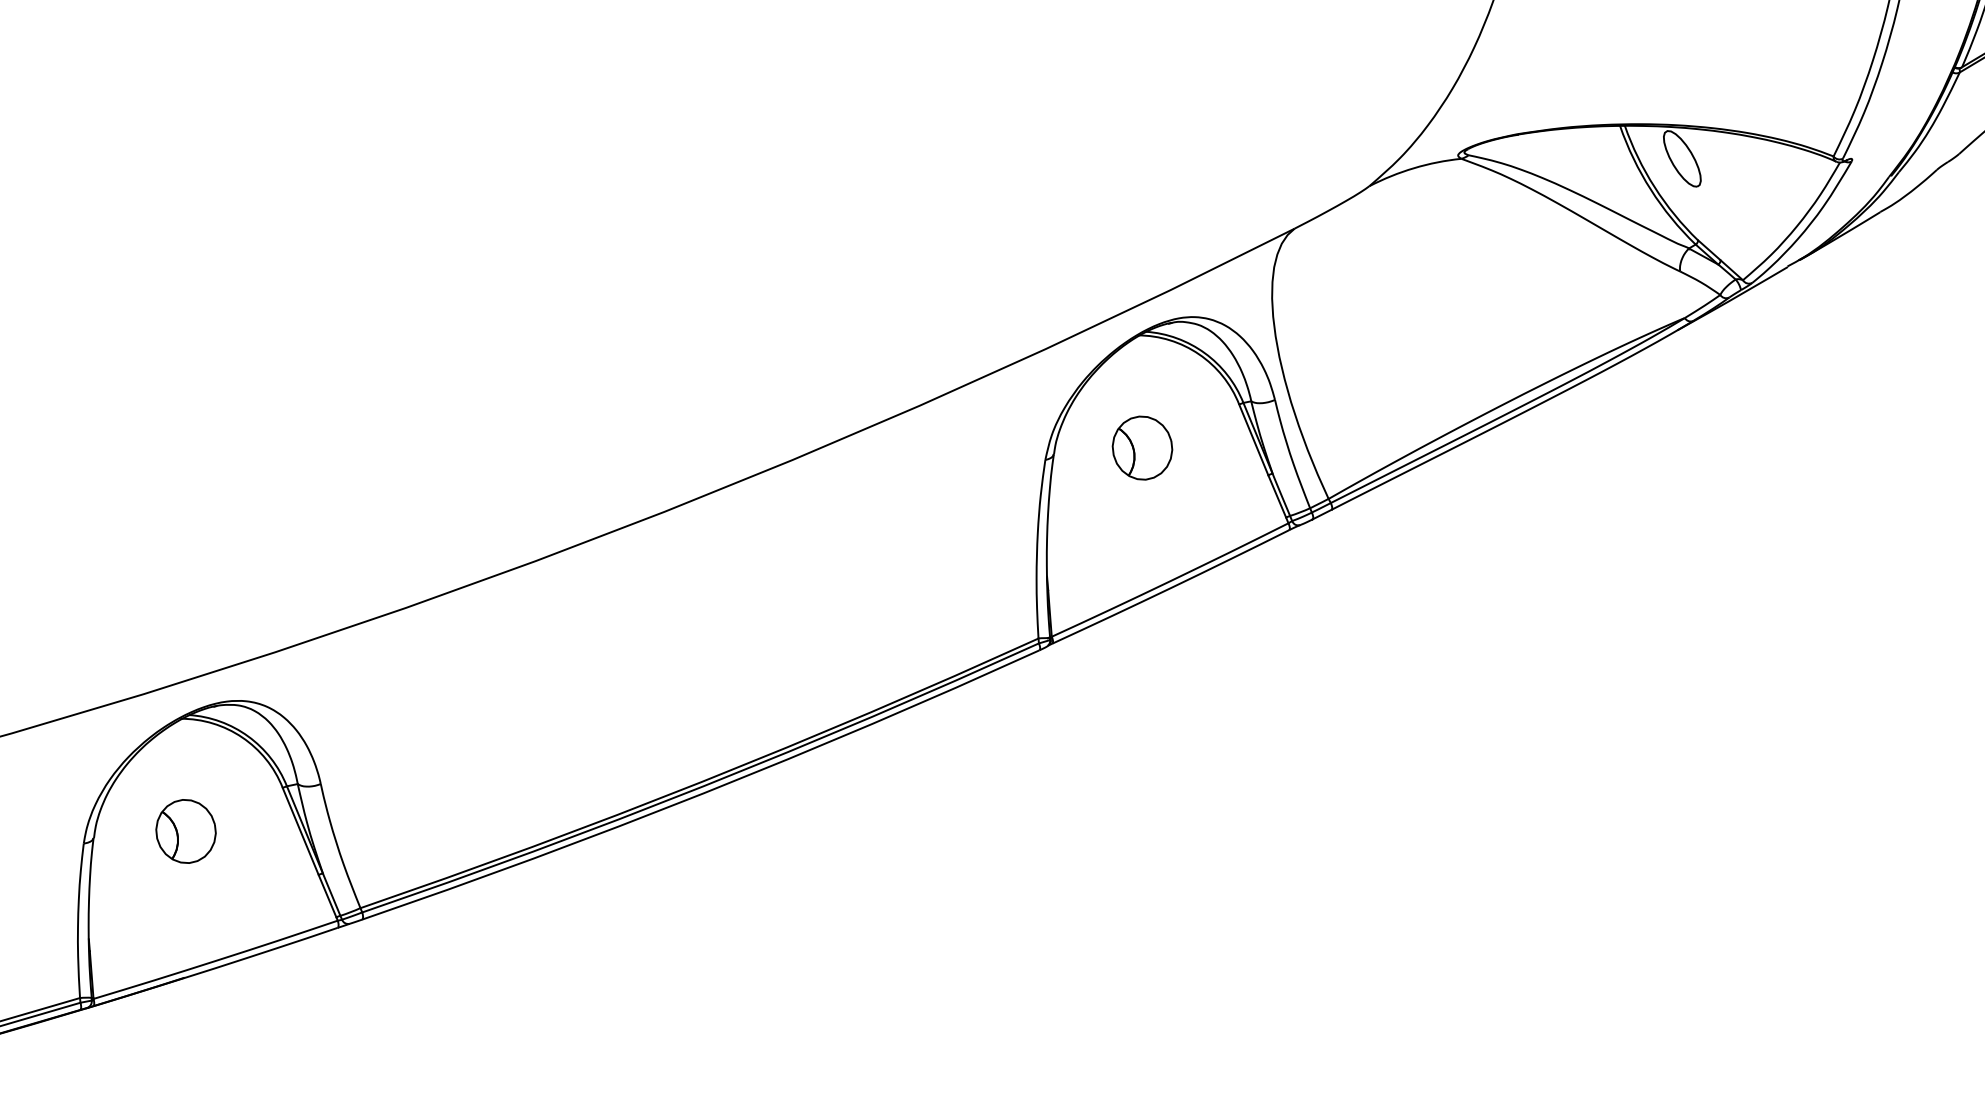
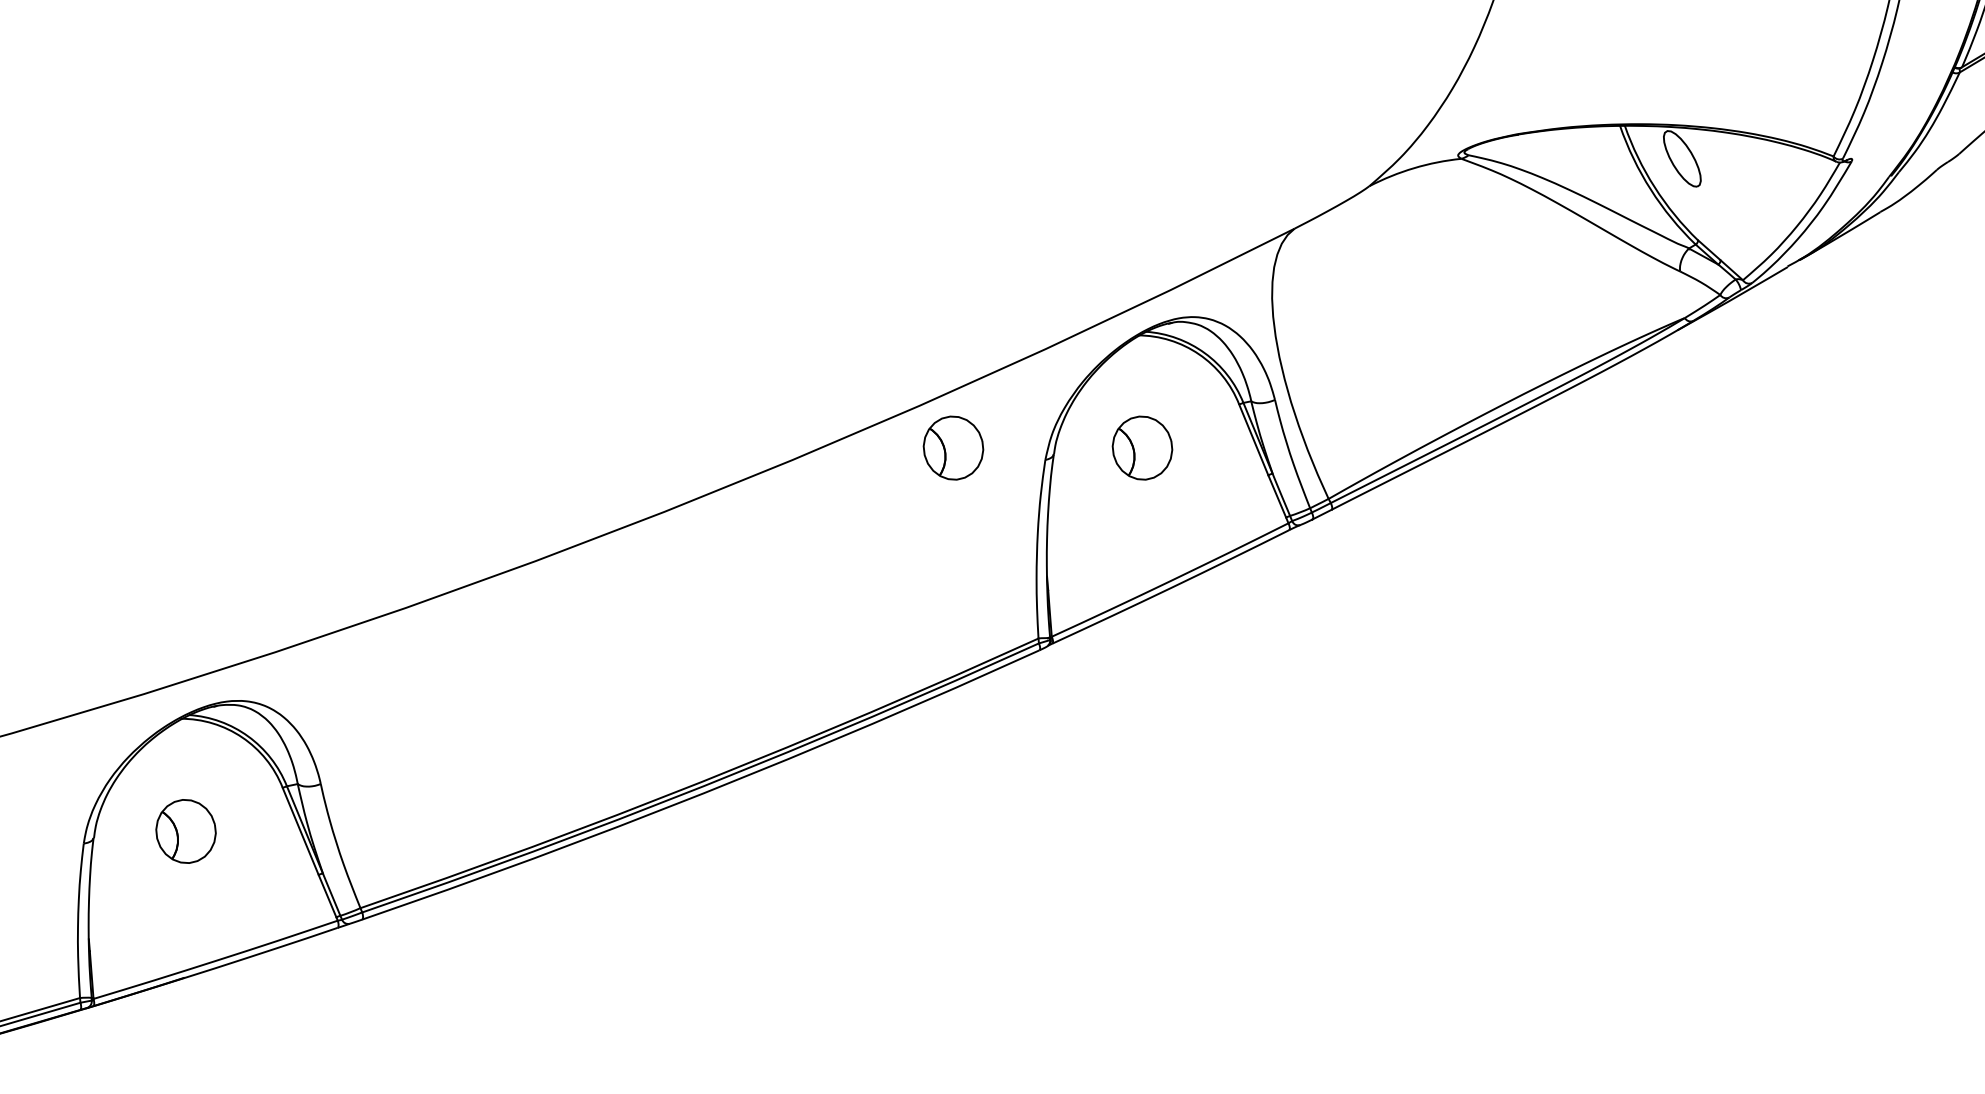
part: none -> present (953, 447)
